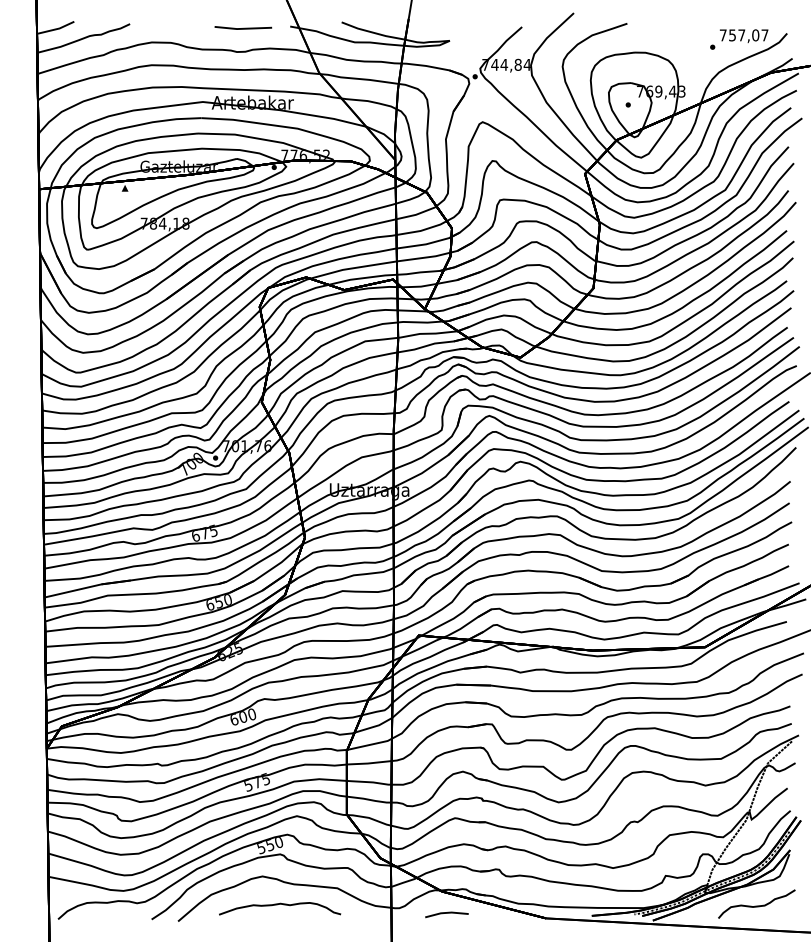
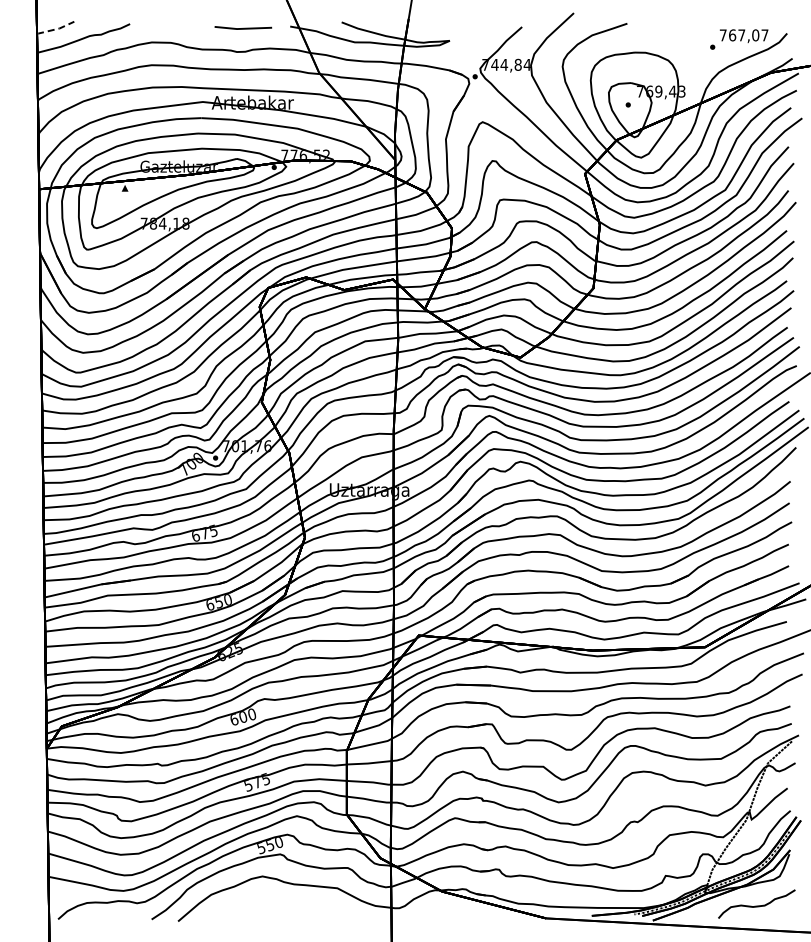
line: solid -> dashed (56, 29)
text: 757,07 -> 767,07 (732, 35)
curve: present -> none (280, 904)
line: present -> none (446, 913)
